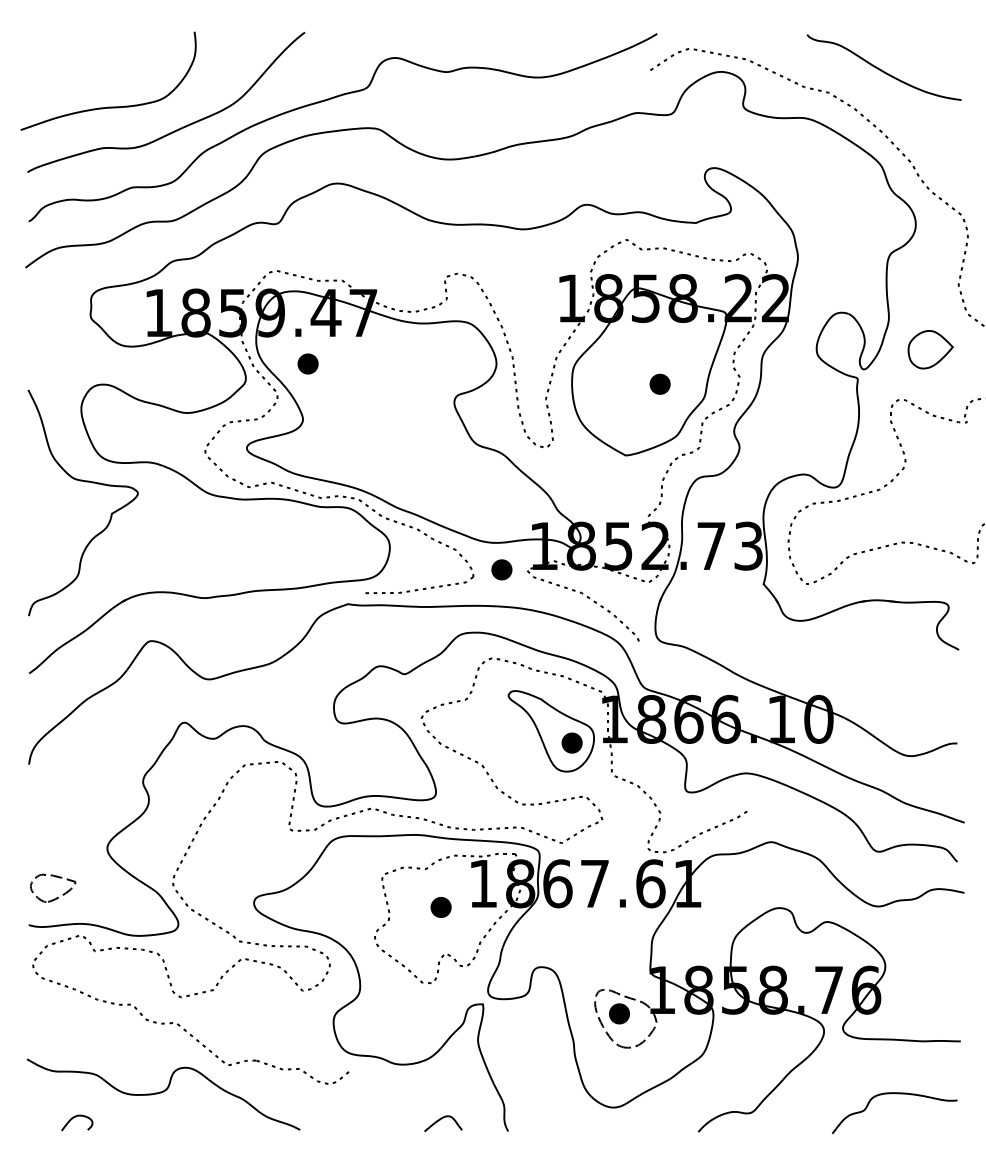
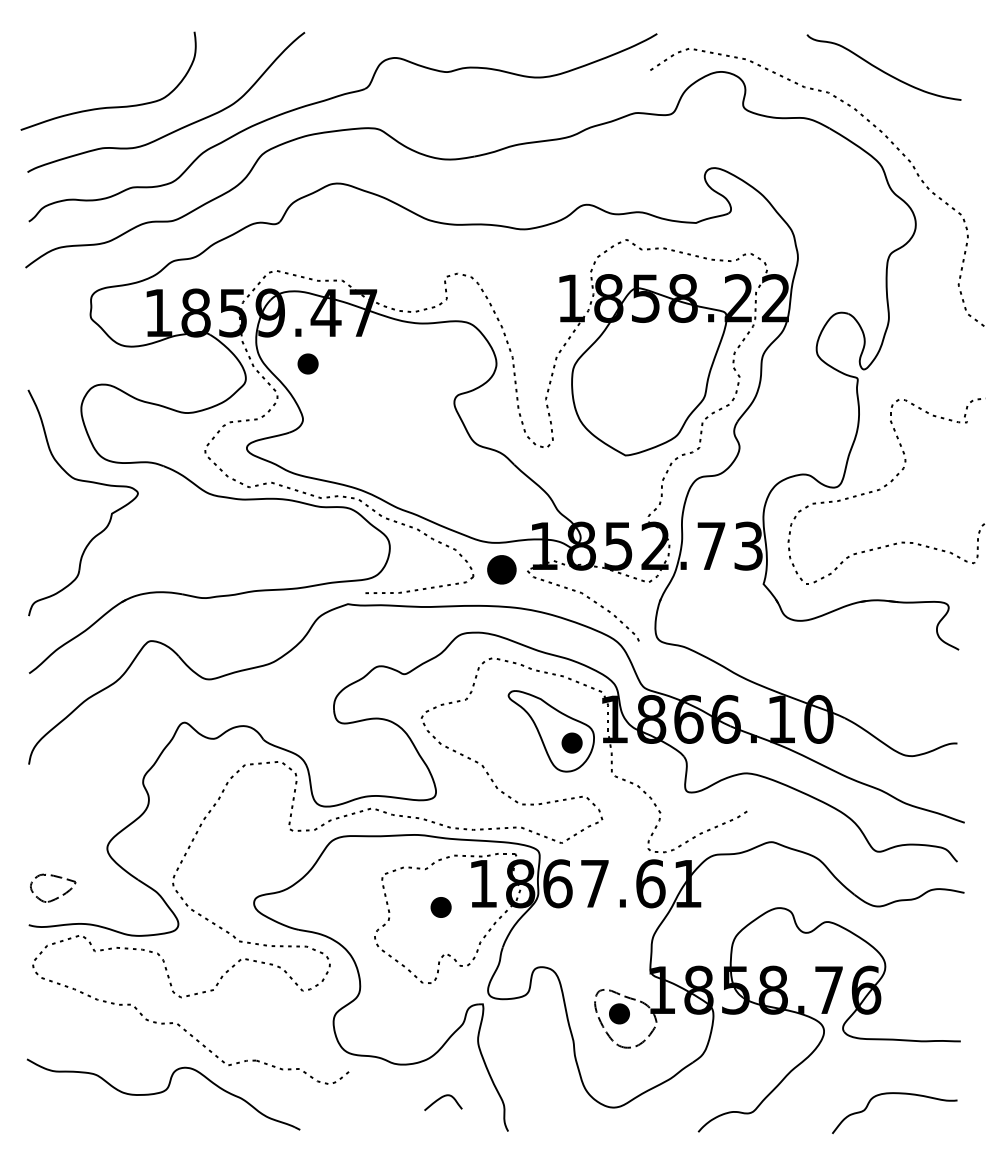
part: present -> none (930, 349)
part: present -> none (659, 383)
part size: 22x22 px -> 30x30 px (501, 569)
curve: present -> none (76, 1117)
curve position: (440, 1120) -> (440, 1099) (440, 1099)
